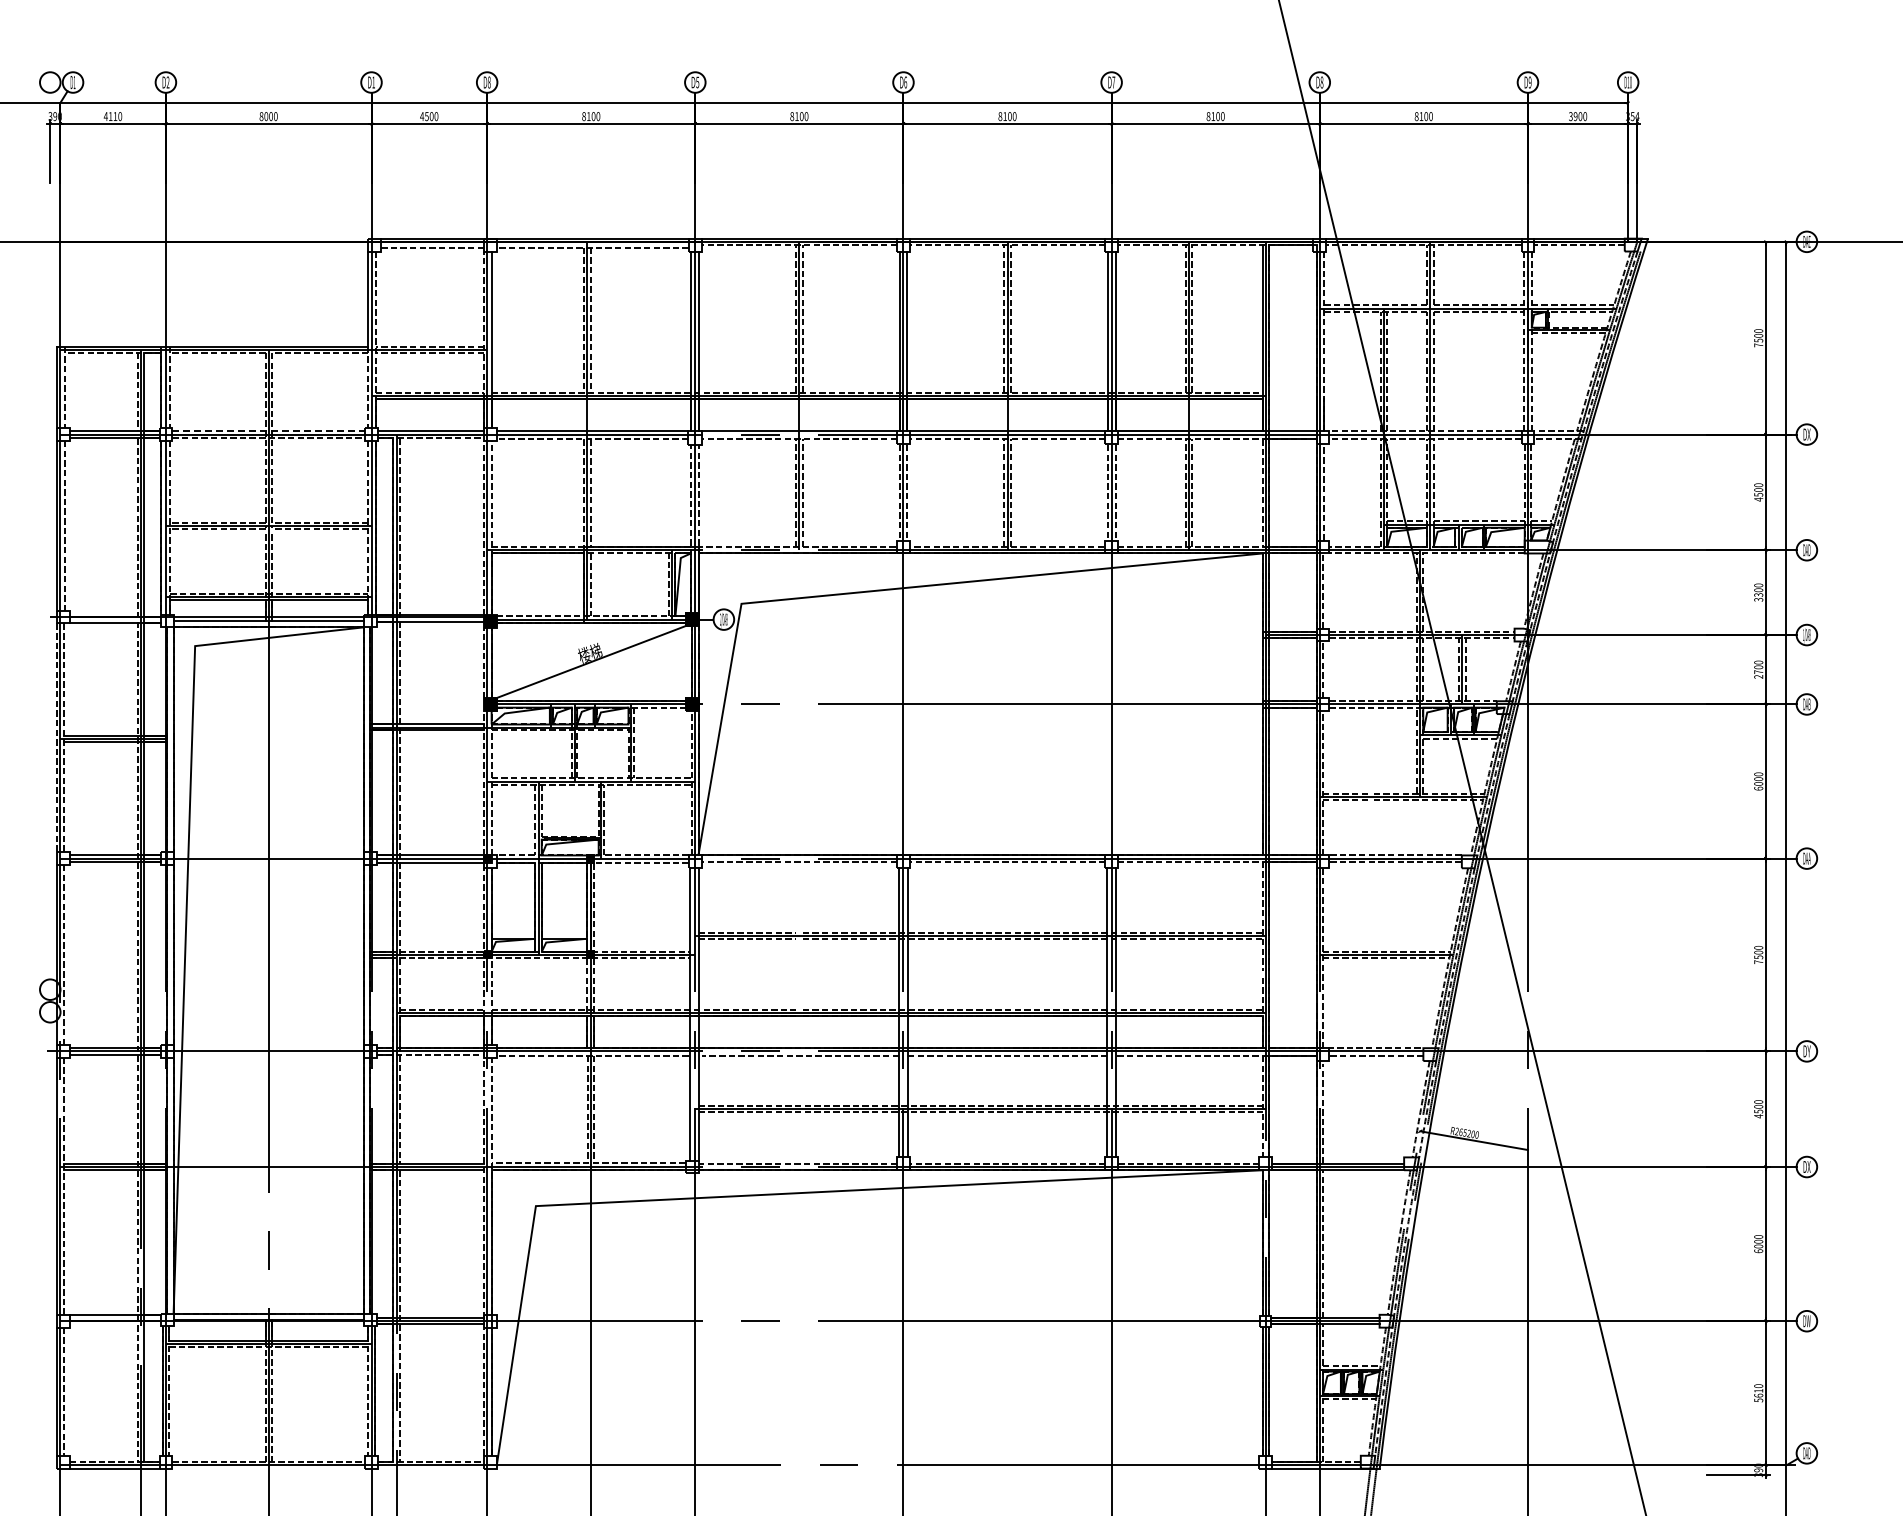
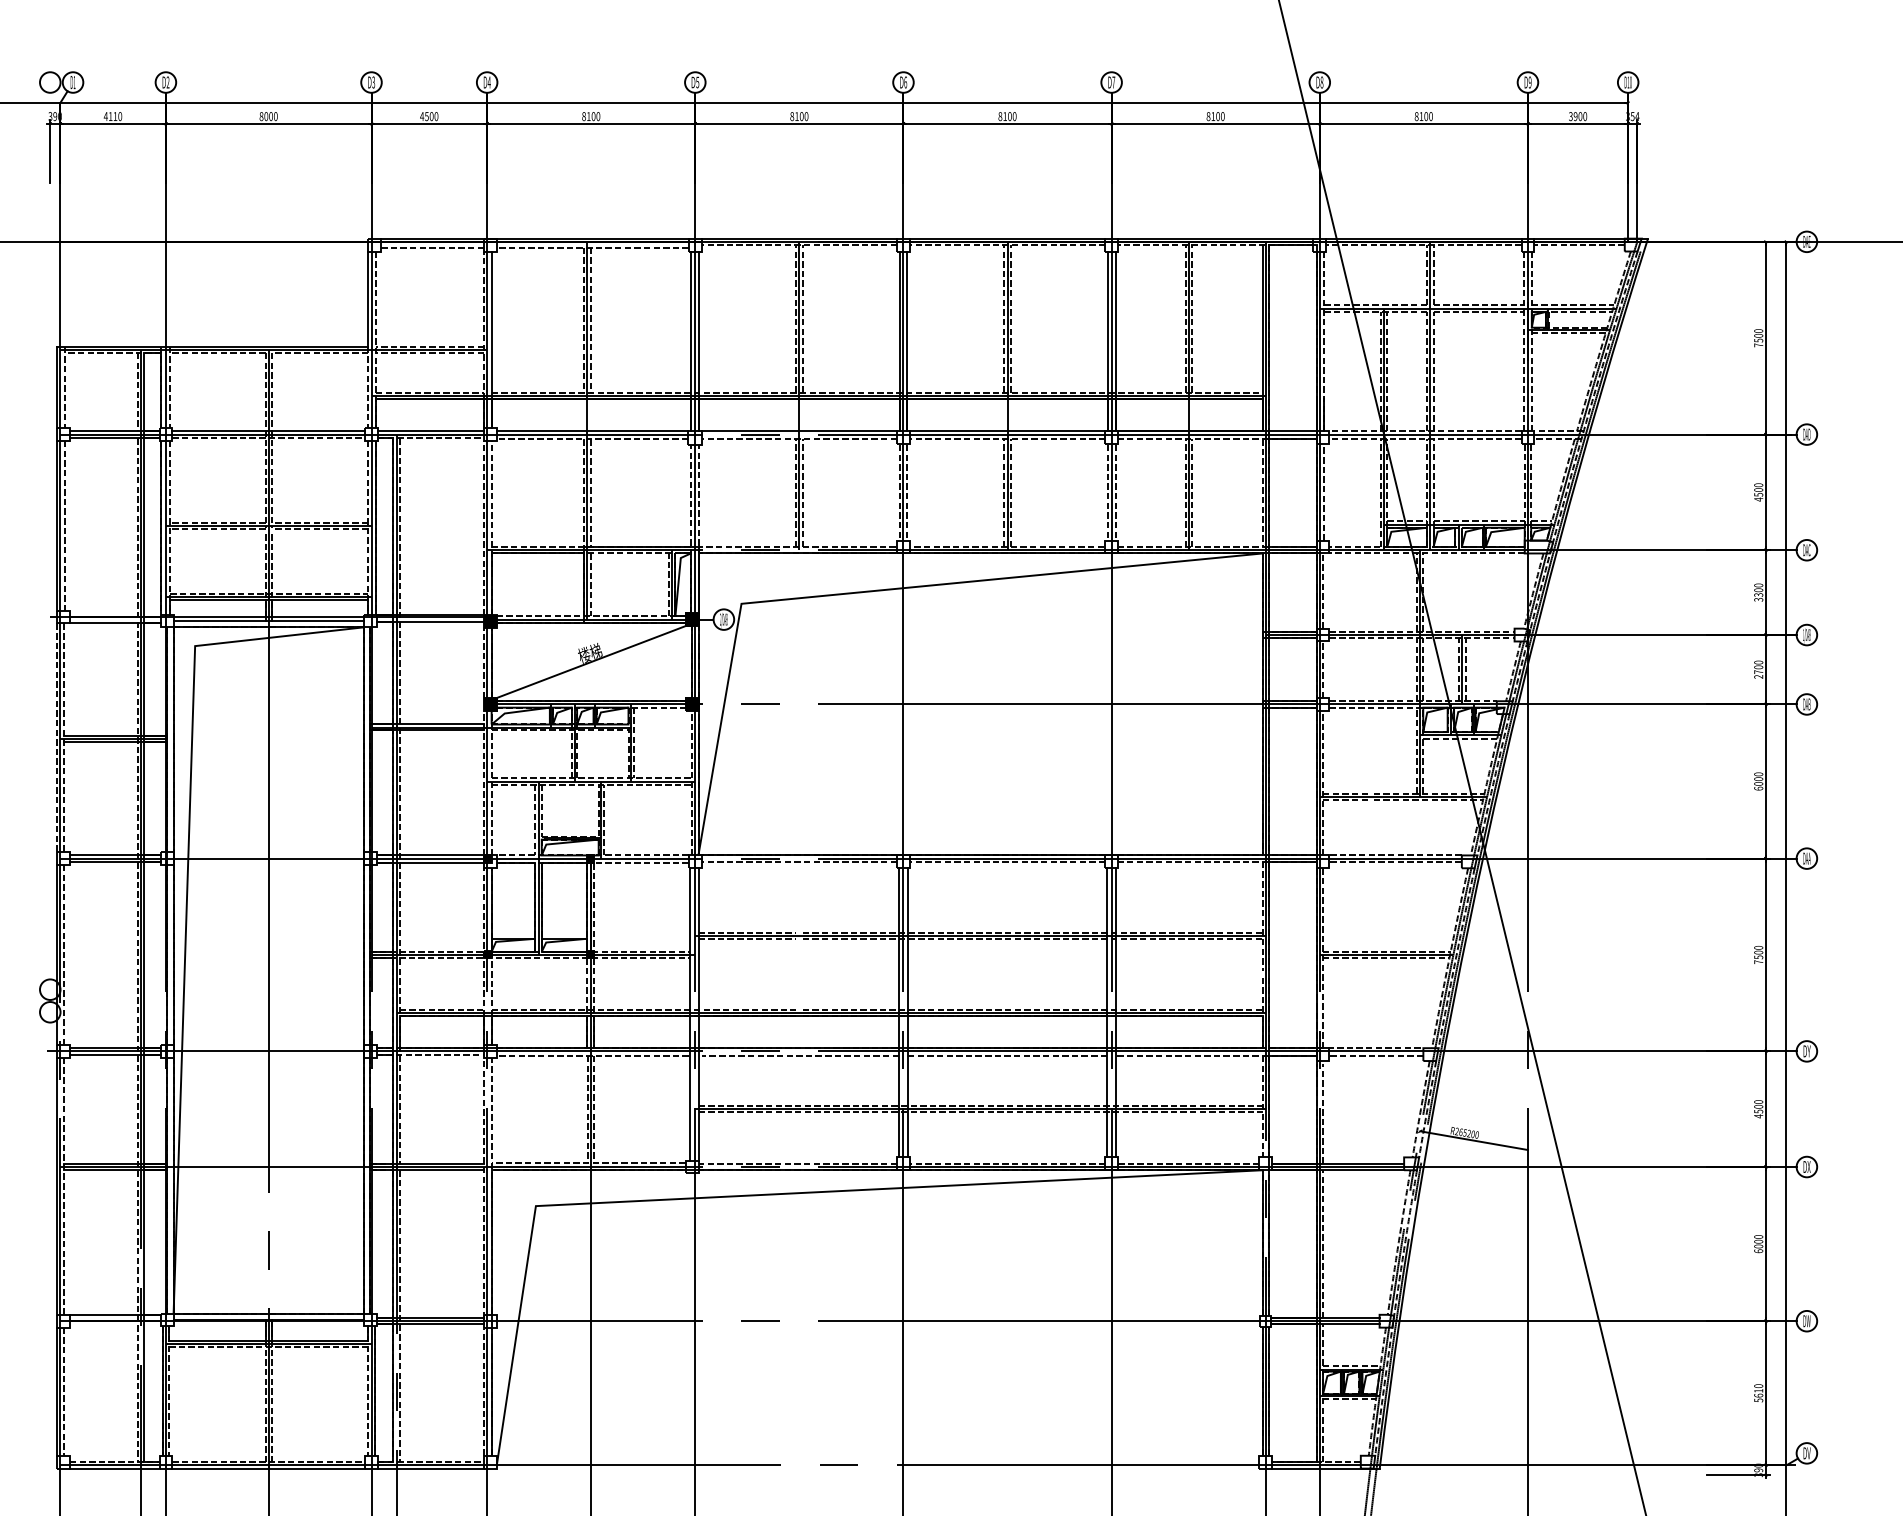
text: D1 -> D3 (373, 82)
text: D8 -> D4 (488, 82)
line: dashed -> solid (269, 430)
text: DX -> DAD (1806, 434)
text: DAD -> DAC (1808, 549)
text: DAD -> DV (1806, 1453)
line: none -> present (268, 1468)
line: none -> present (430, 1468)
